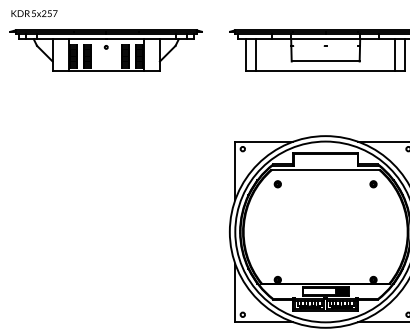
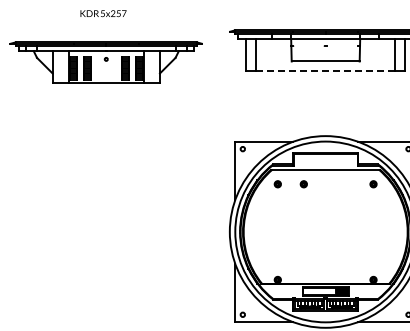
text position: (34, 13) -> (103, 13) (103, 13)
part position: (105, 50) -> (105, 62) (105, 62)
line: solid -> dashed (326, 71)
part: none -> present (303, 184)
